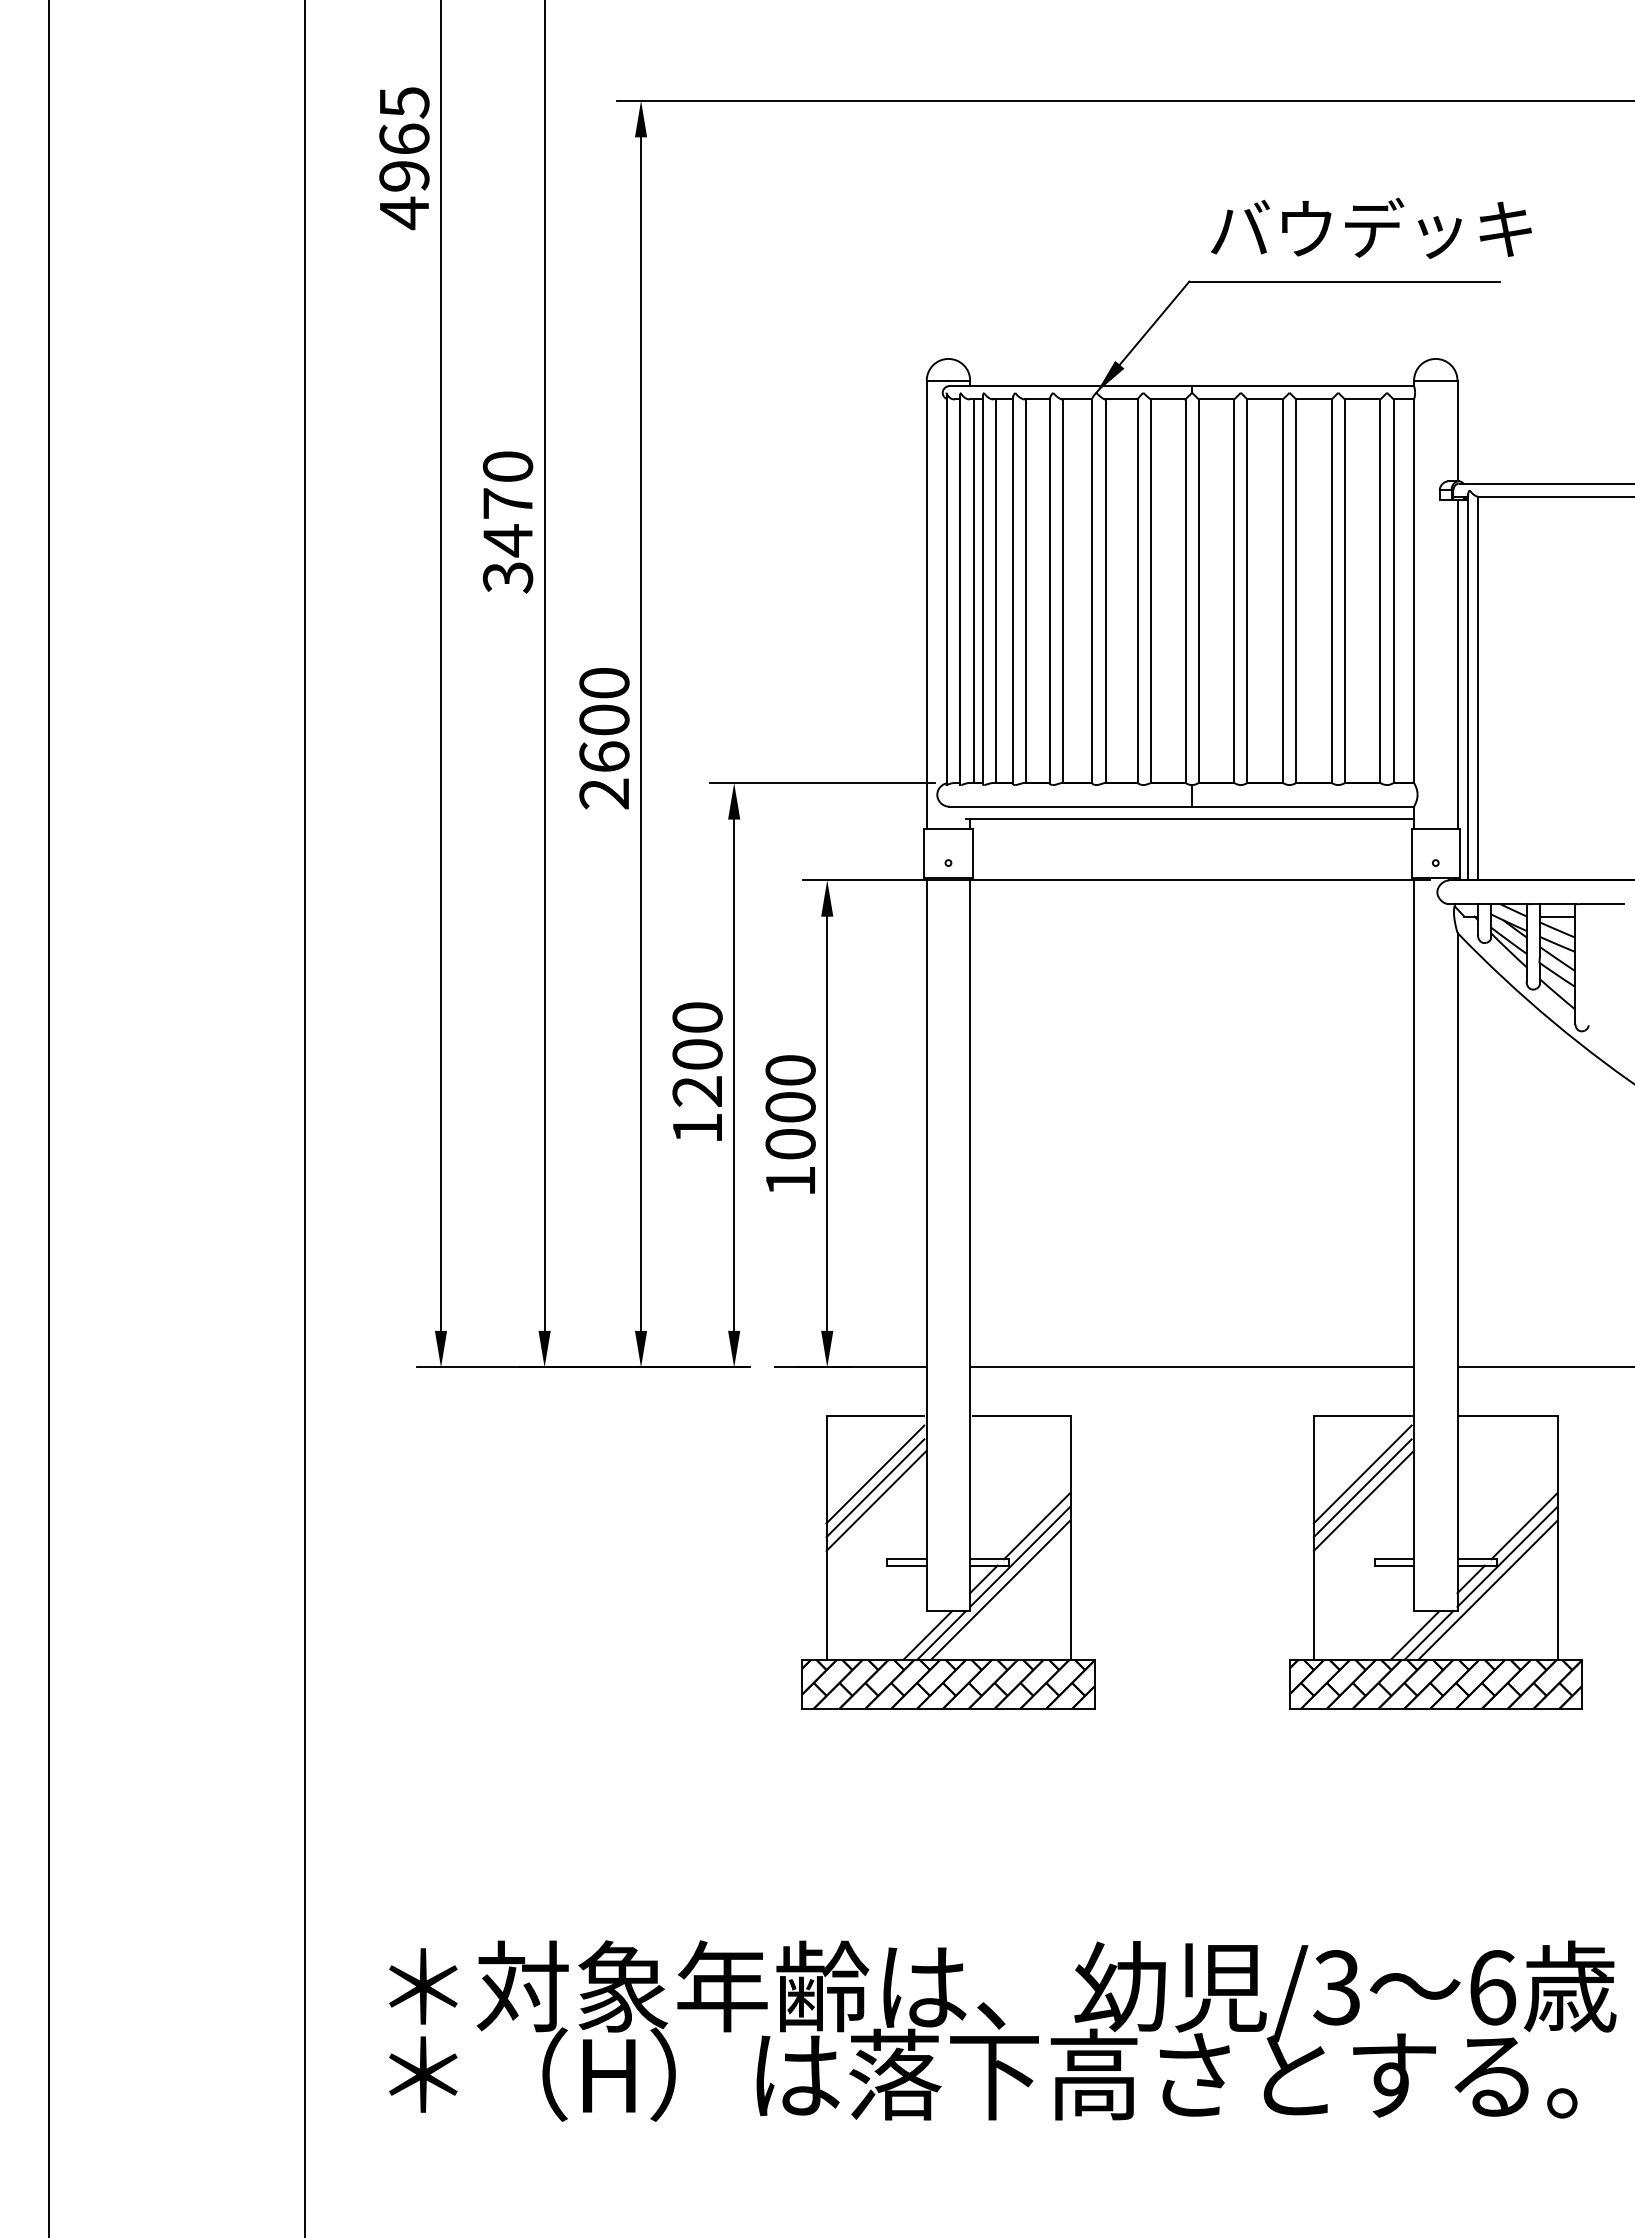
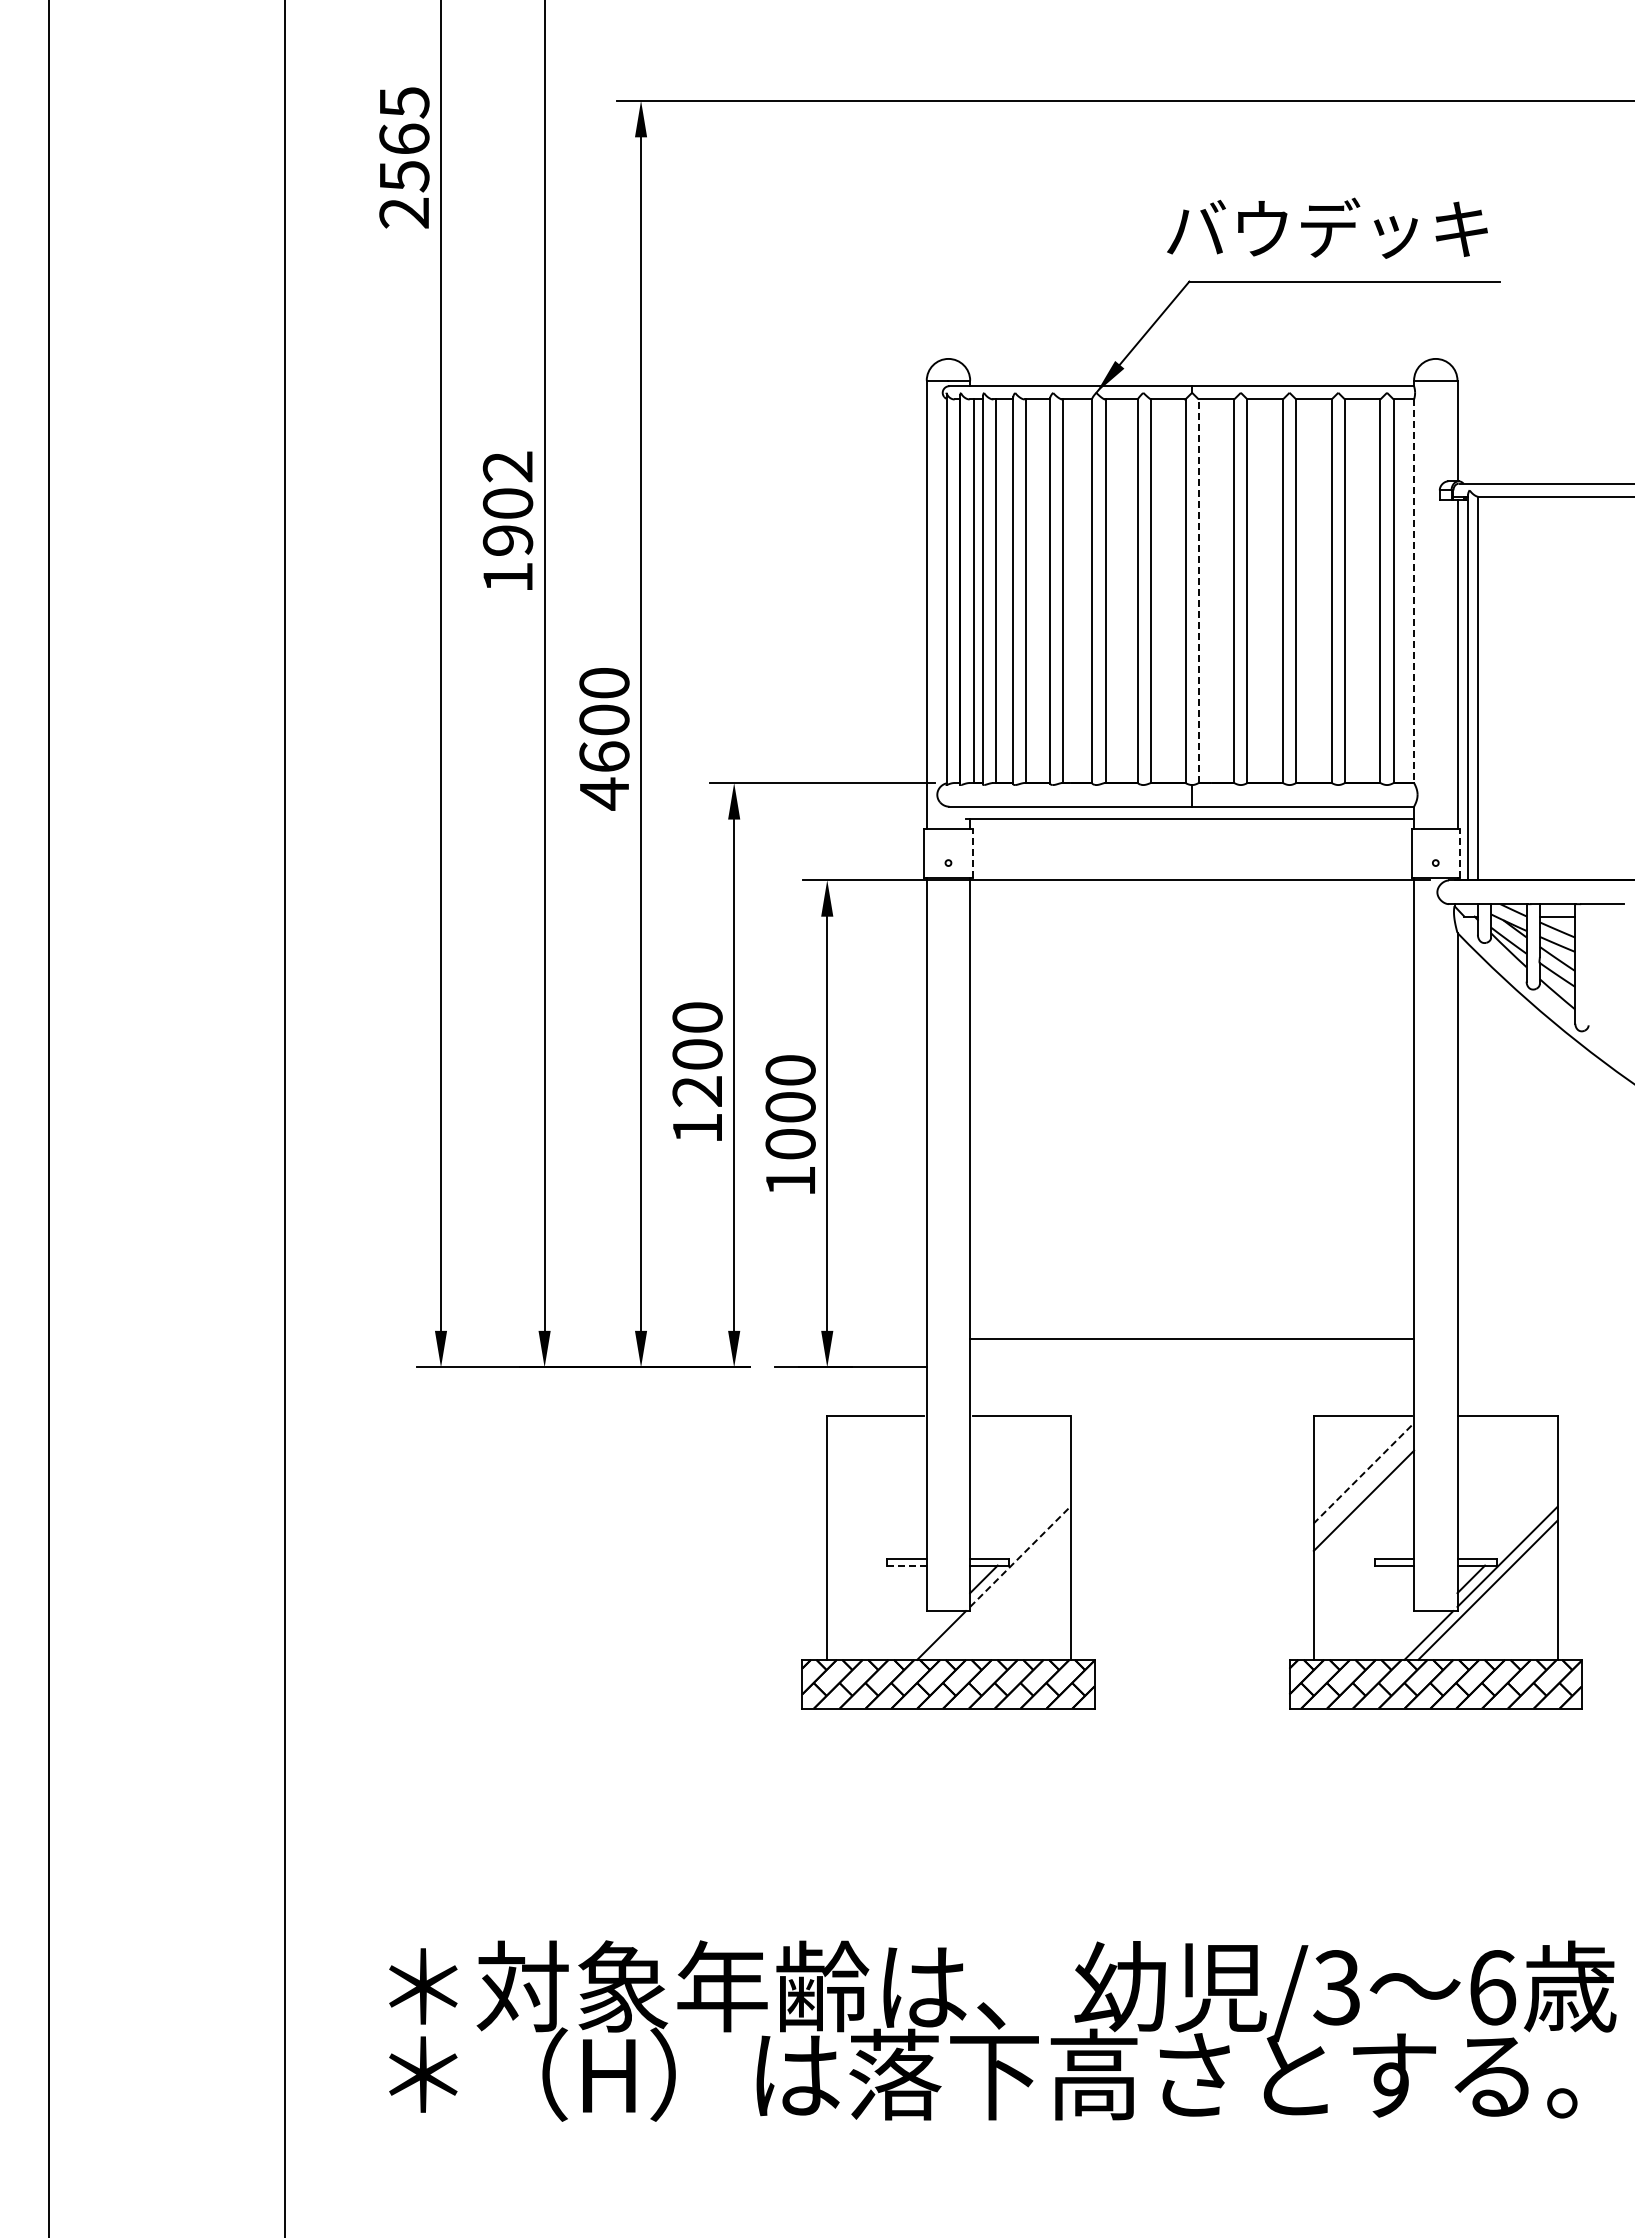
text: 4965 -> 2565 (404, 195)
text position: (1371, 227) -> (1327, 227) (1327, 227)
text: 3470 -> 1902 (507, 522)
line: solid -> dashed (1198, 591)
line: solid -> dashed (1414, 591)
text: 2600 -> 4600 (603, 793)
line: solid -> dashed (972, 852)
line: solid -> dashed (1459, 852)
line position: (305, 1118) -> (285, 1118) (285, 1118)
line position: (1192, 1367) -> (1192, 1339) (1192, 1339)
line: present -> none (1544, 1367)
line: present -> none (875, 1474)
line: solid -> dashed (1362, 1474)
line: present -> none (875, 1488)
line: present -> none (1362, 1488)
line: present -> none (876, 1500)
line: present -> none (1037, 1526)
line: present -> none (1524, 1526)
line: solid -> dashed (1020, 1556)
line: solid -> dashed (907, 1565)
line: present -> none (1000, 1589)
line: present -> none (927, 1635)
line: present -> none (1414, 1635)
